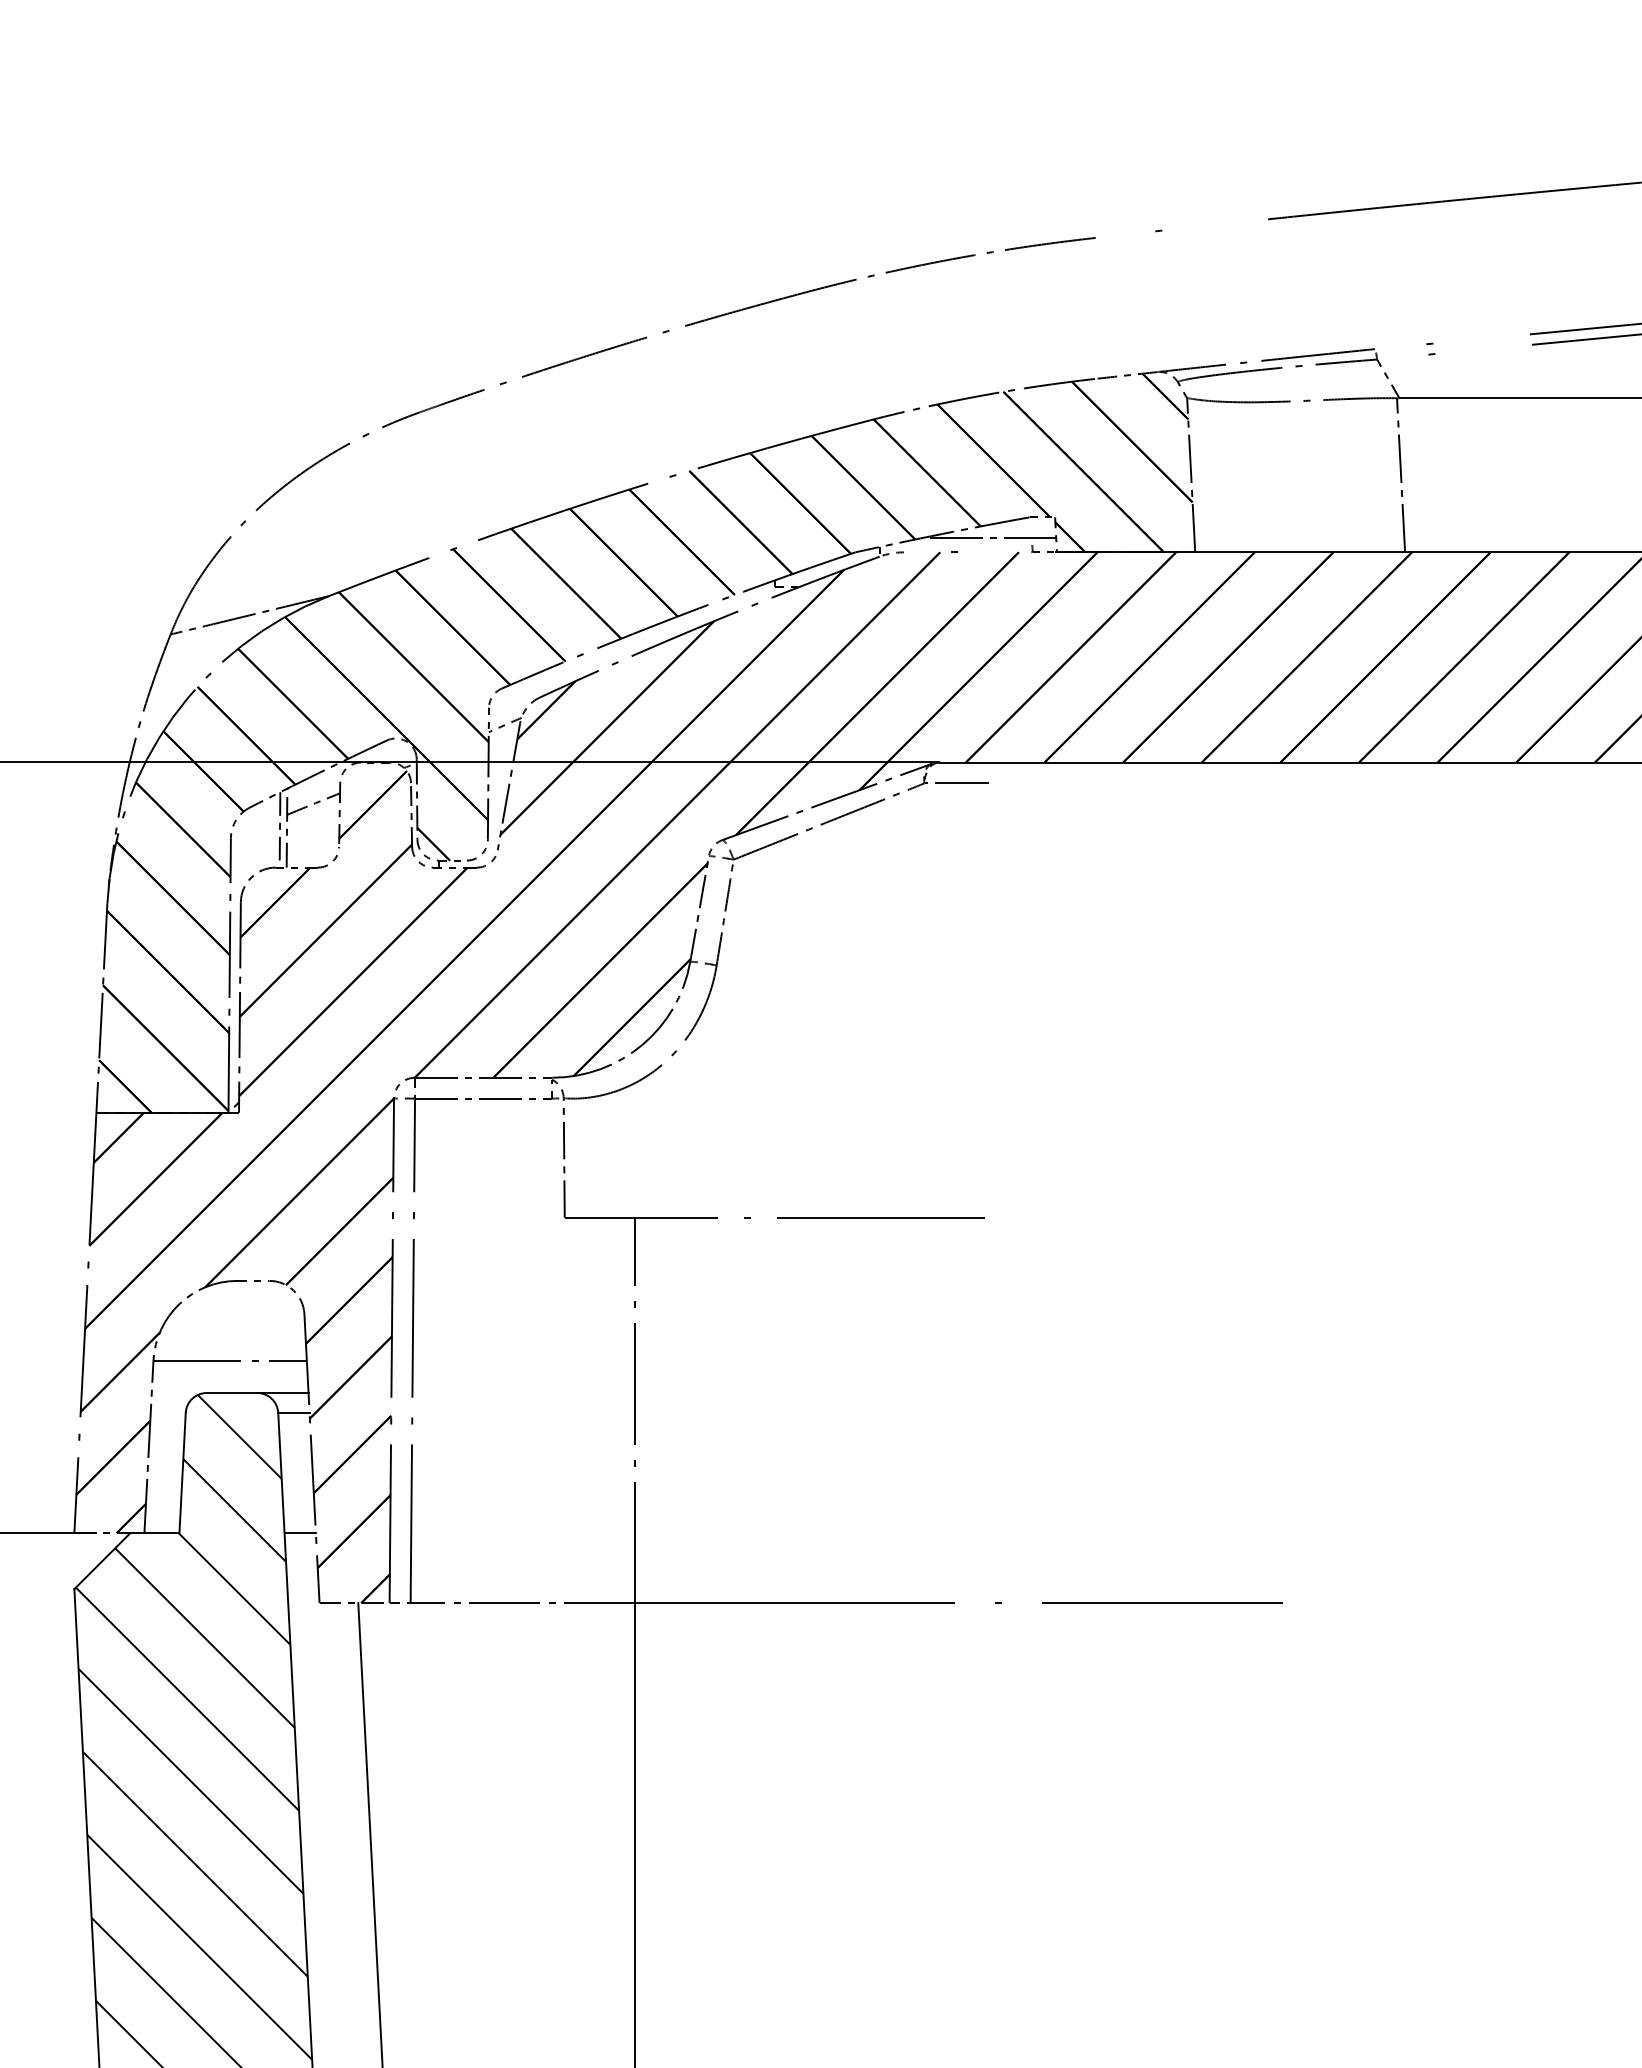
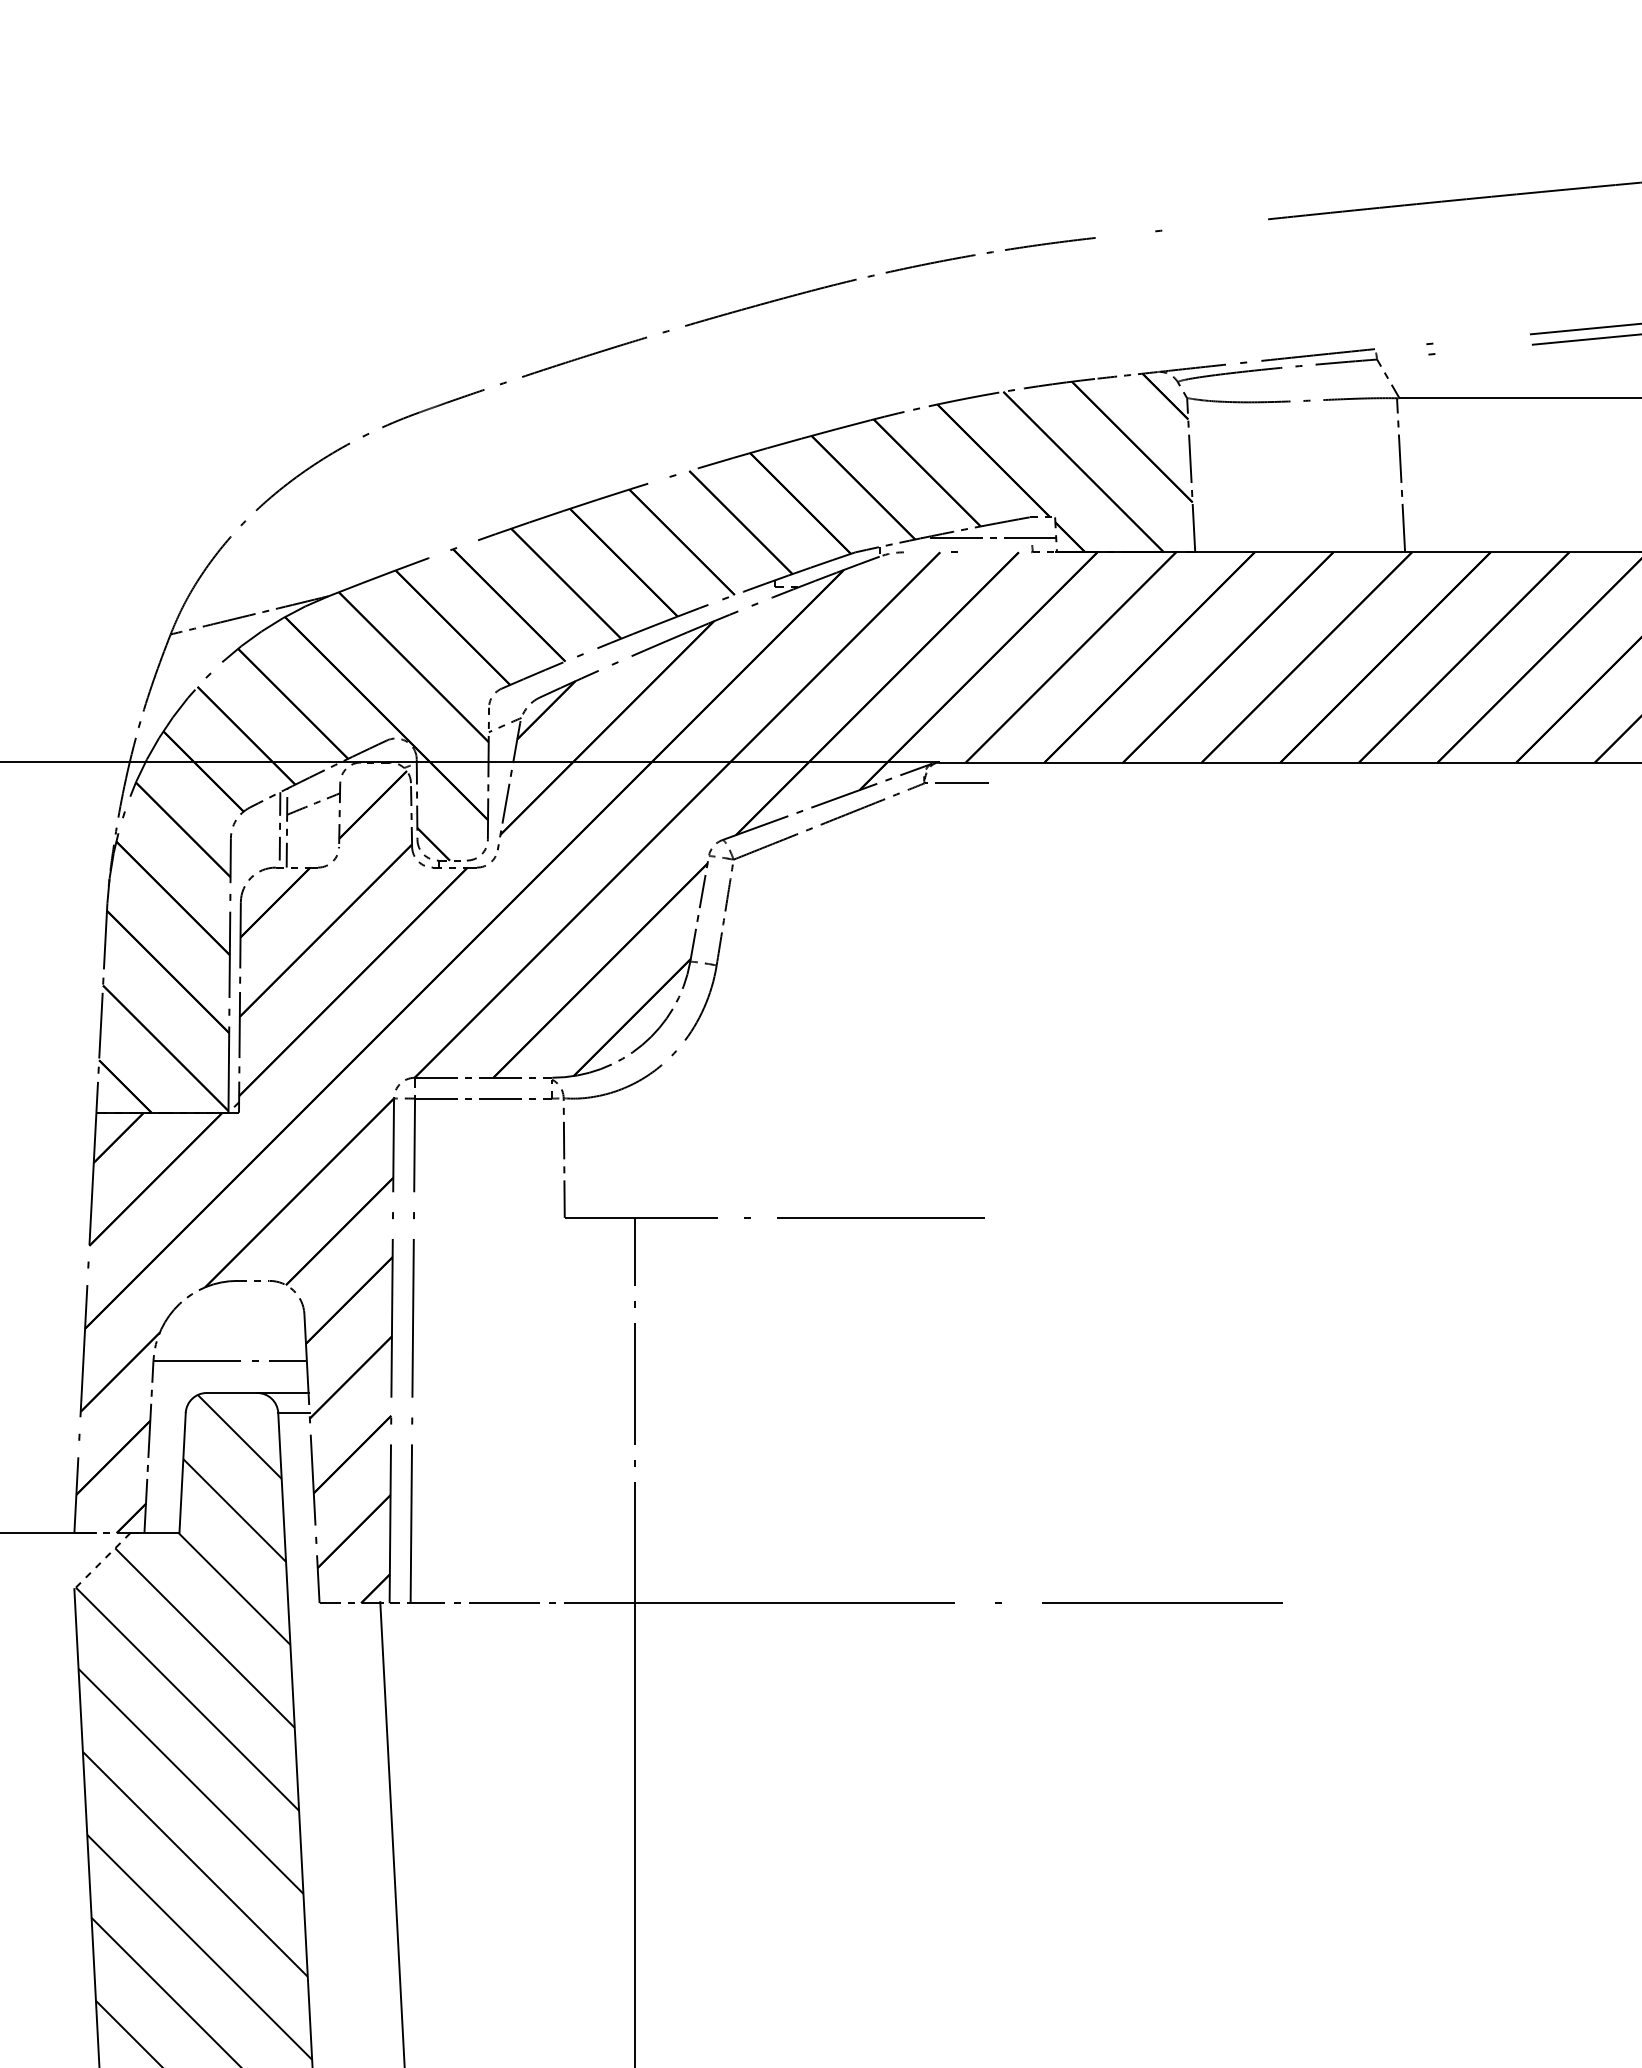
line: present -> none (299, 1533)
line: solid -> dashed (102, 1561)
line position: (370, 1833) -> (392, 1833) (392, 1833)
